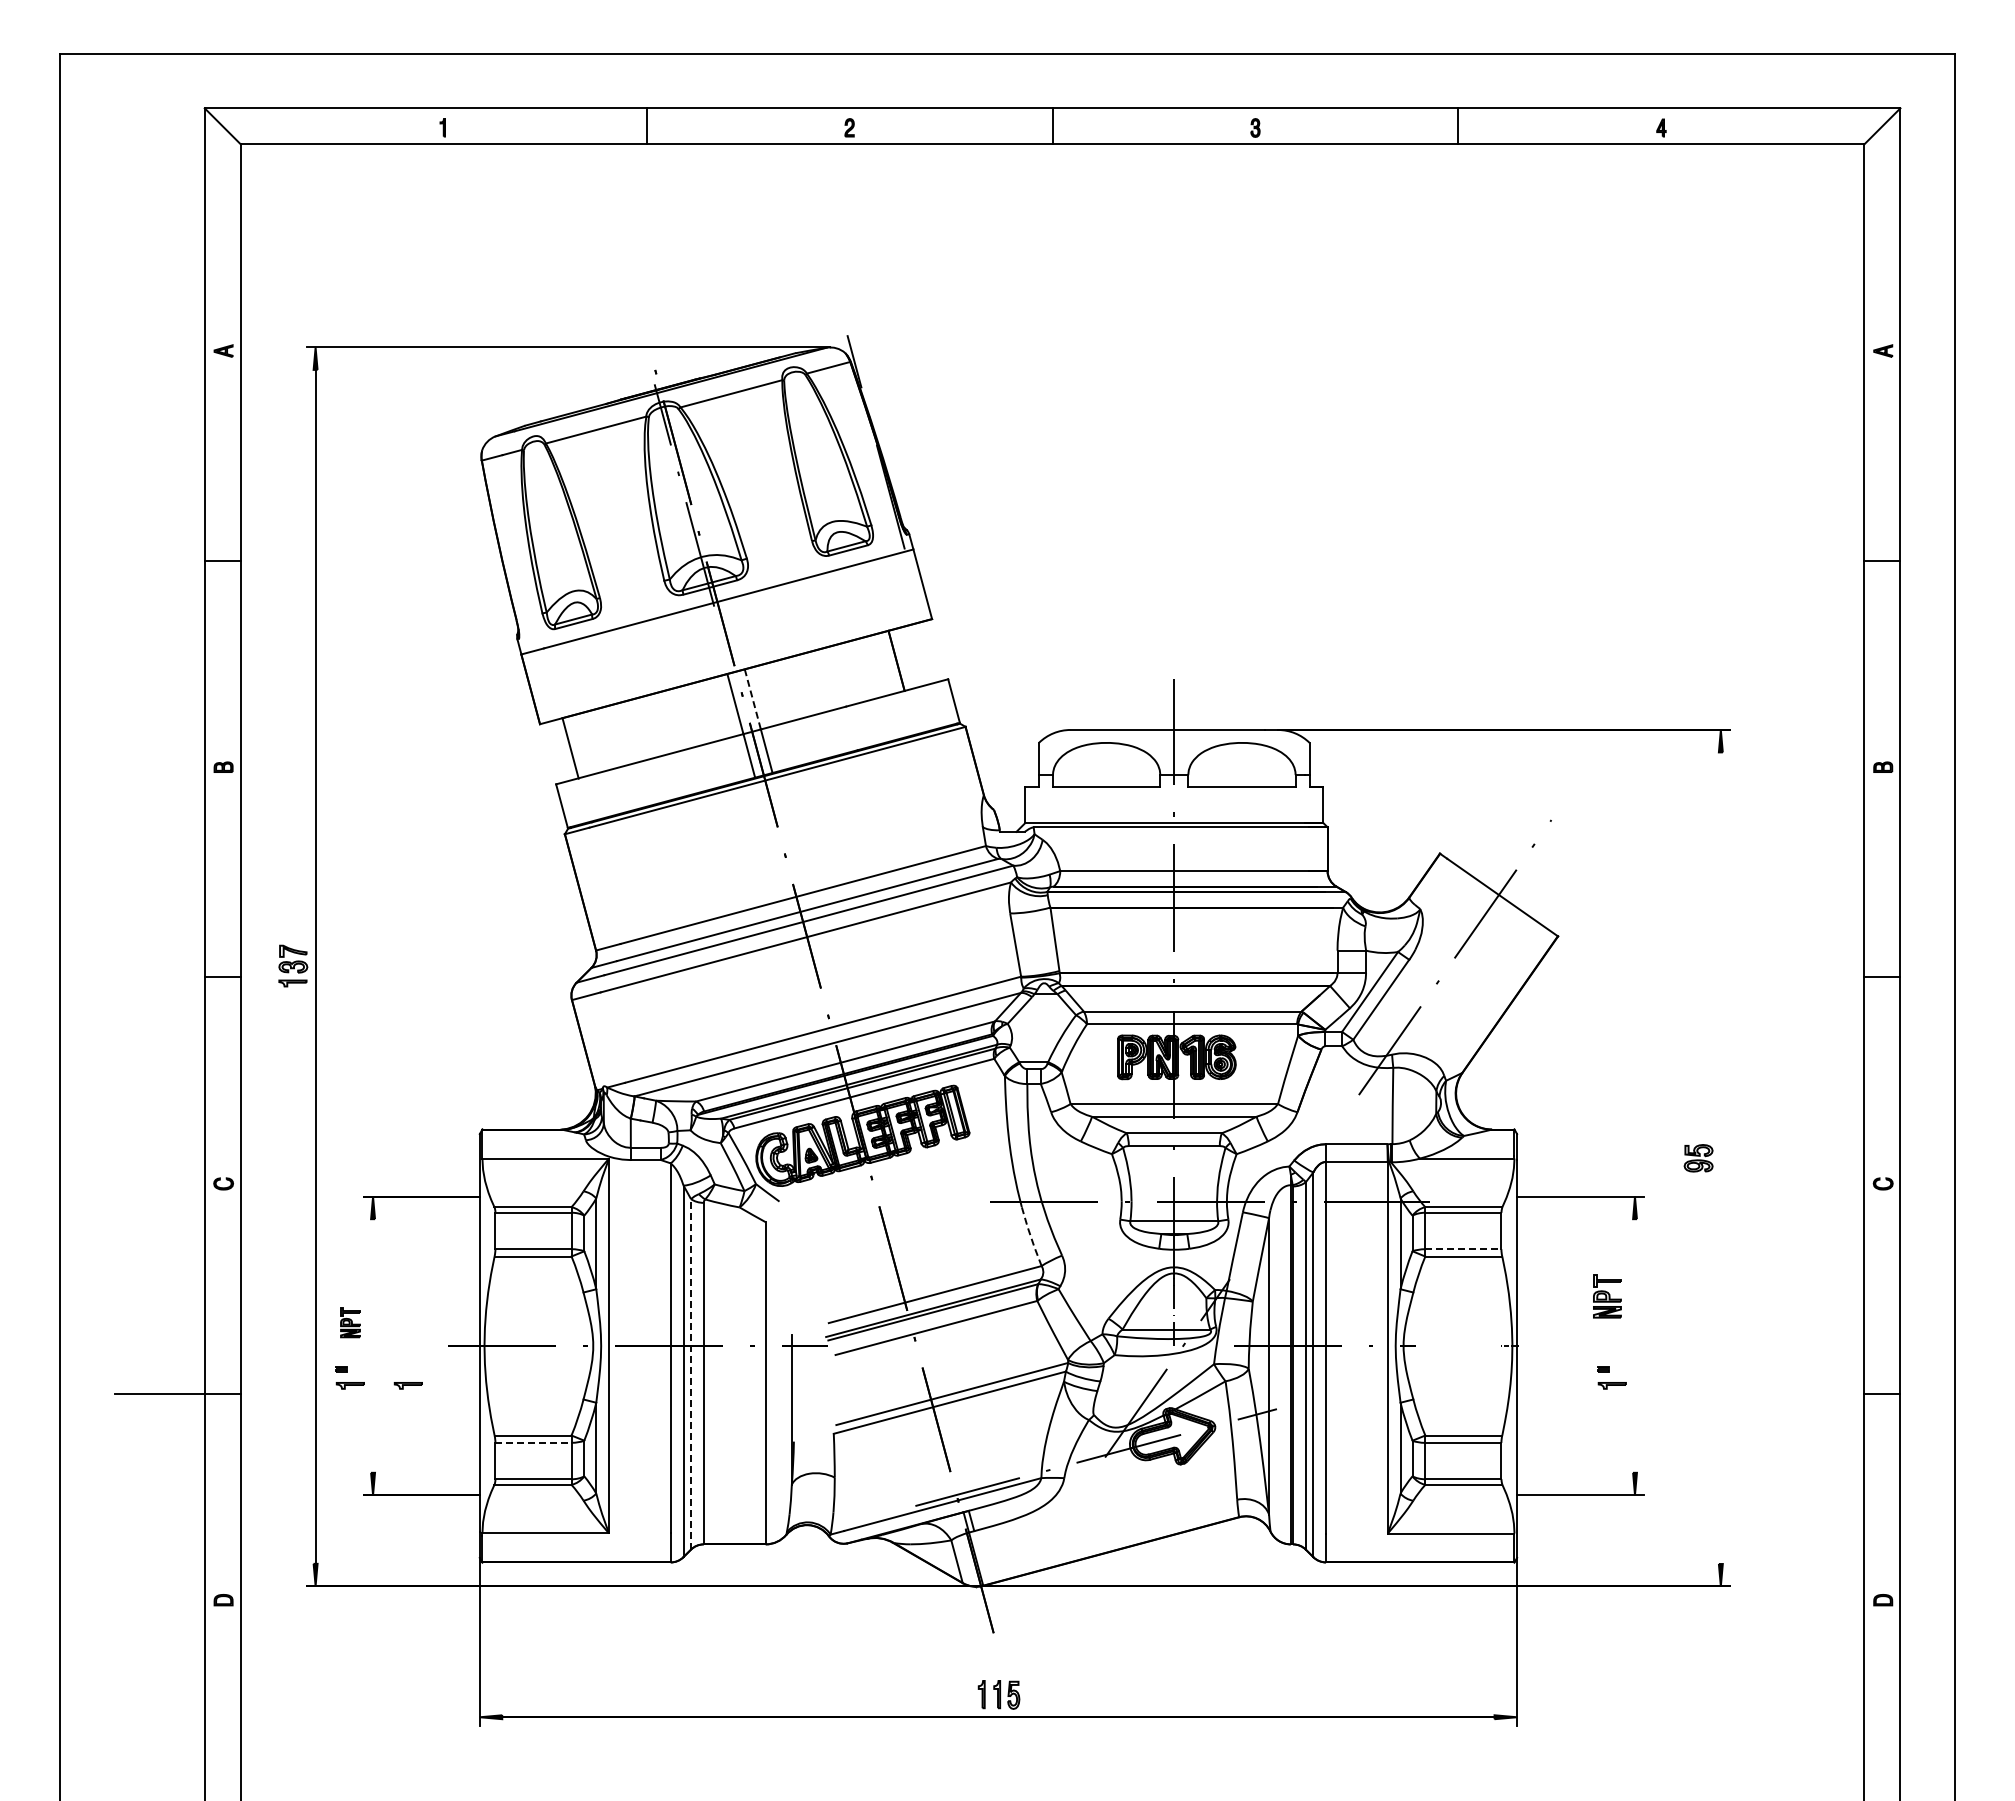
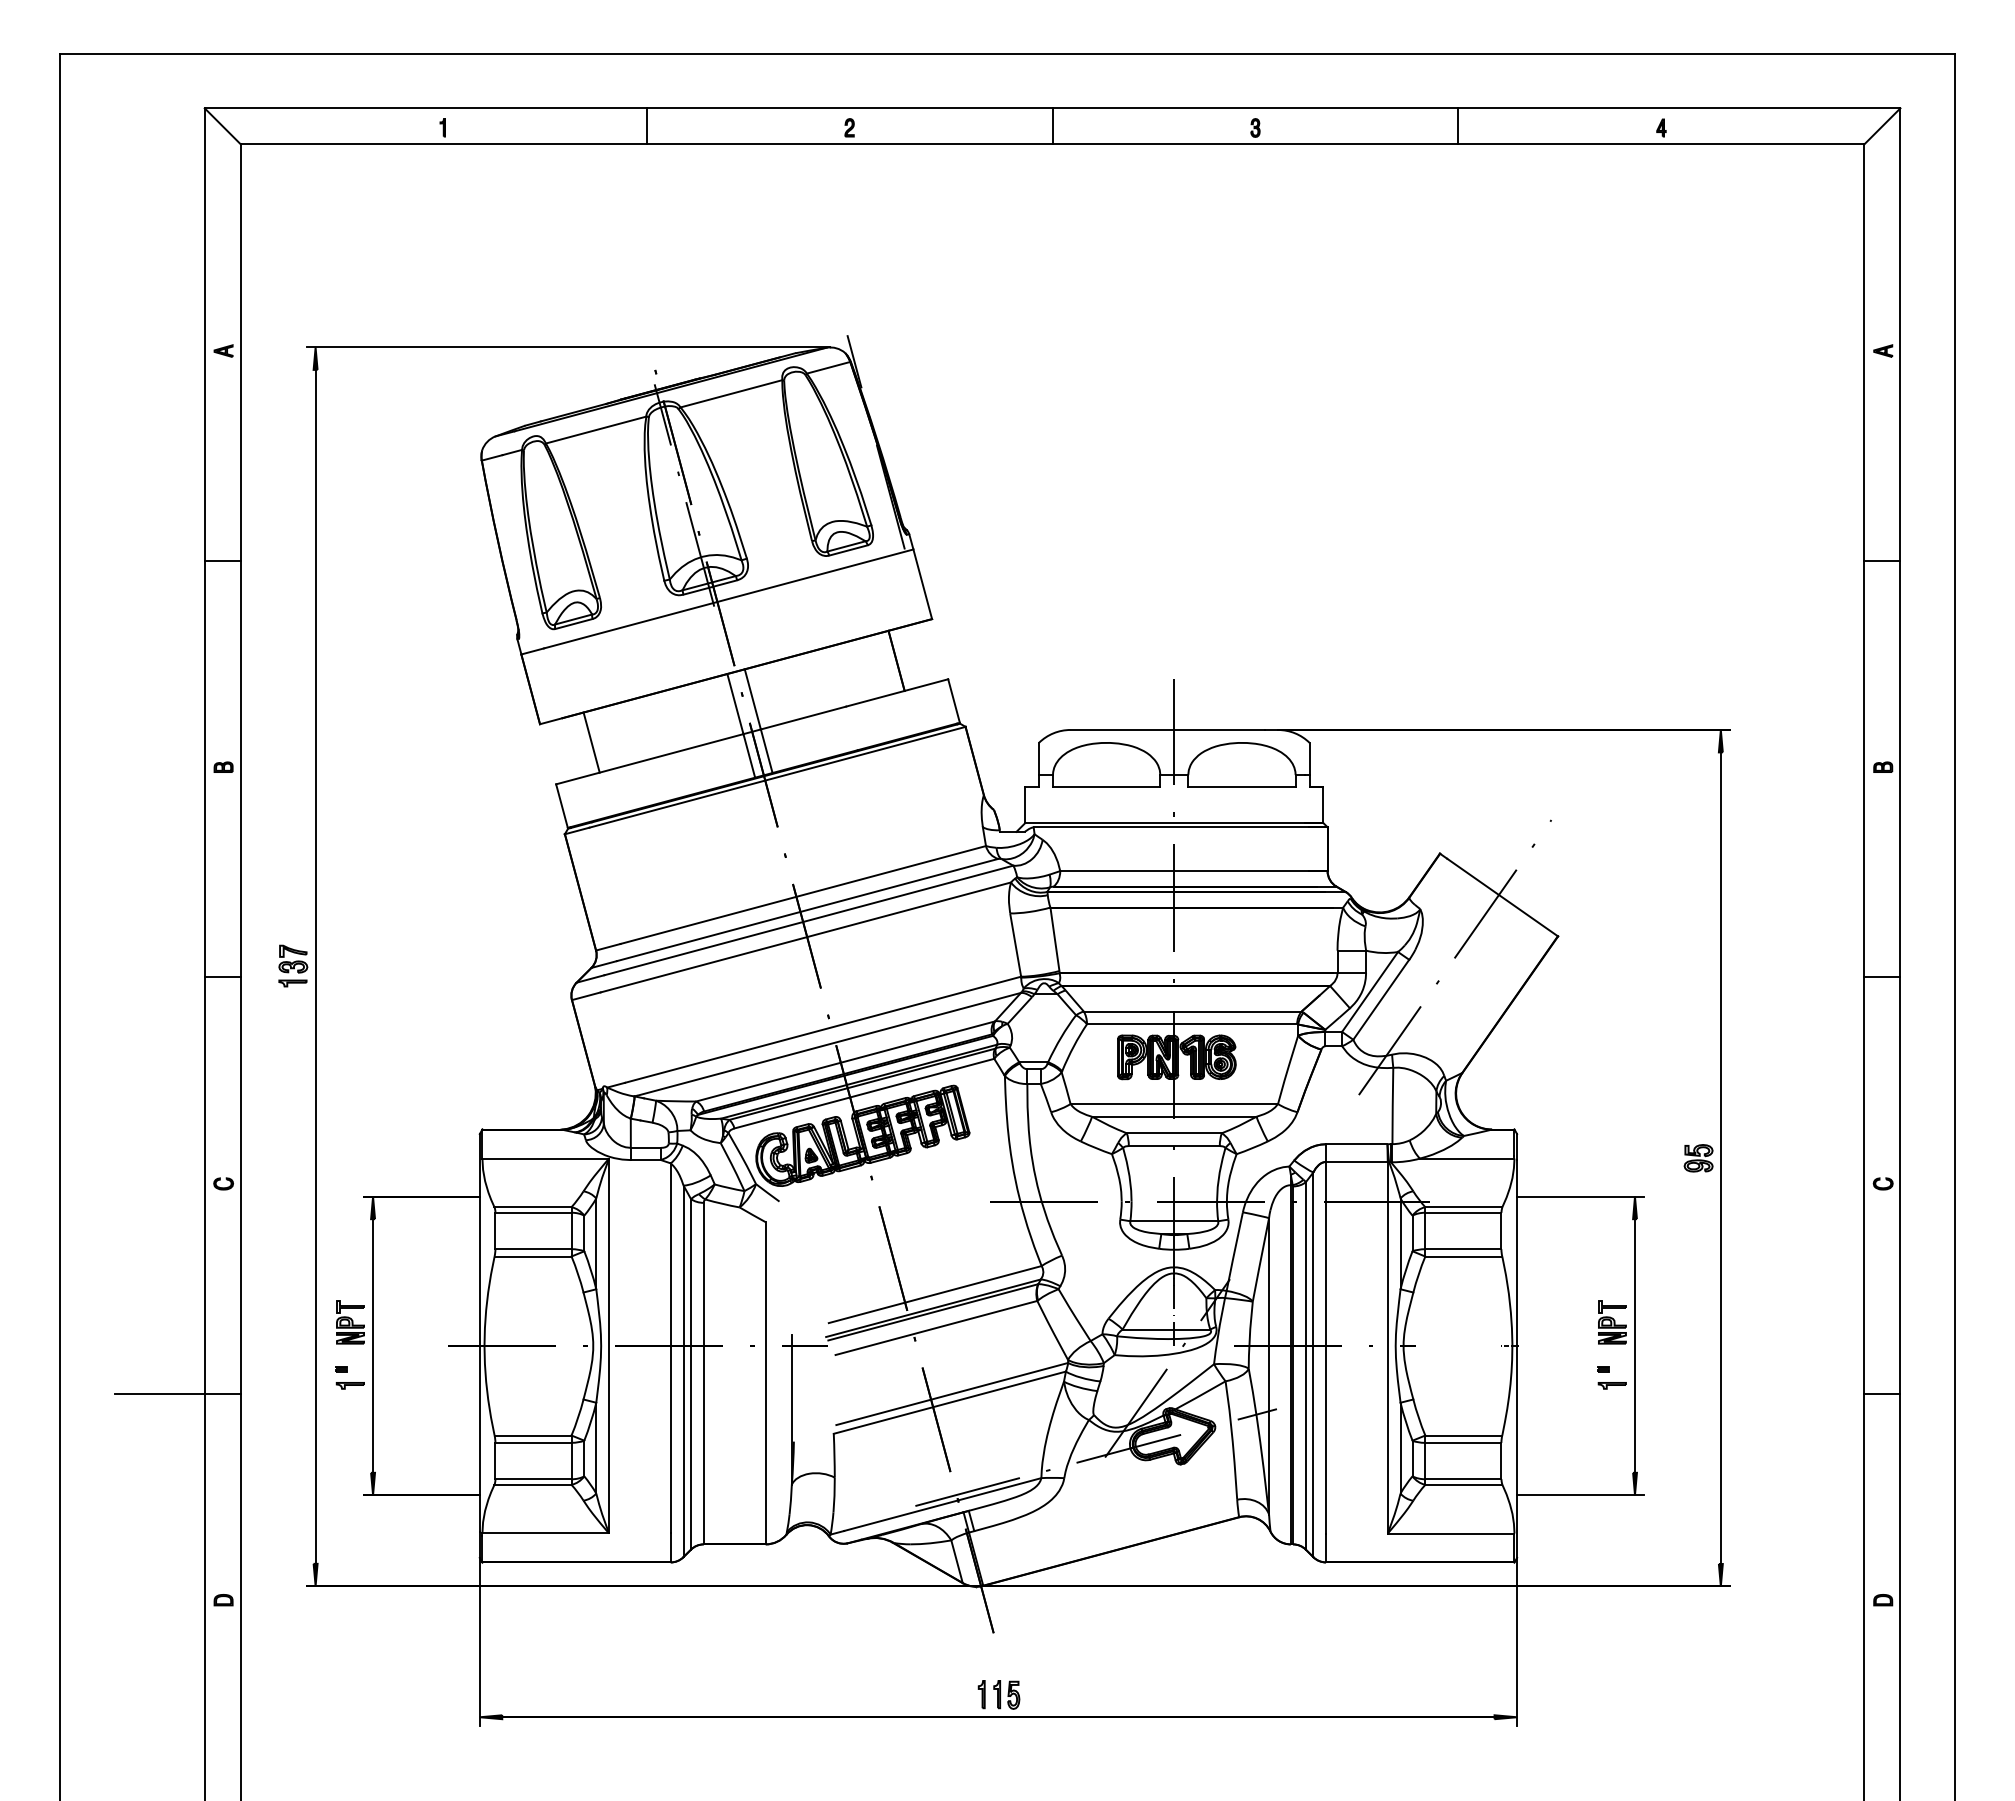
line: dashed -> solid (752, 699)
line position: (570, 748) -> (591, 742) (591, 742)
line: none -> present (1720, 1158)
line: dashed -> solid (1030, 1236)
line: dashed -> solid (1463, 1249)
part position: (1607, 1296) -> (1612, 1322) (1612, 1322)
part size: 21x32 px -> 29x45 px (350, 1322)
line: none -> present (373, 1345)
line: none -> present (1634, 1345)
line: dashed -> solid (691, 1373)
part: present -> none (407, 1385)
line: dashed -> solid (533, 1442)
